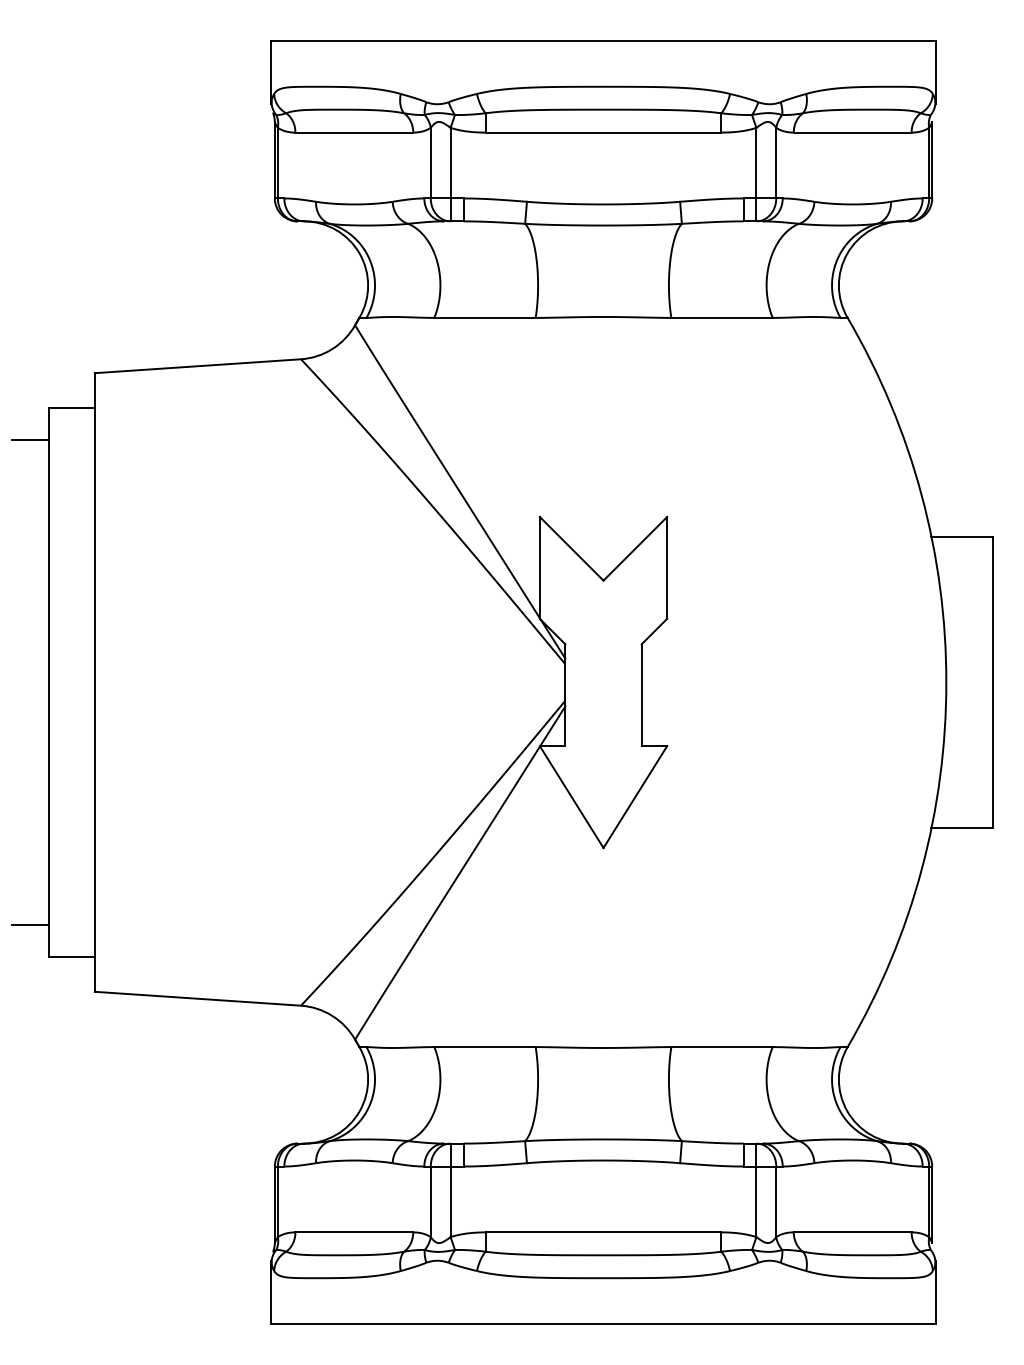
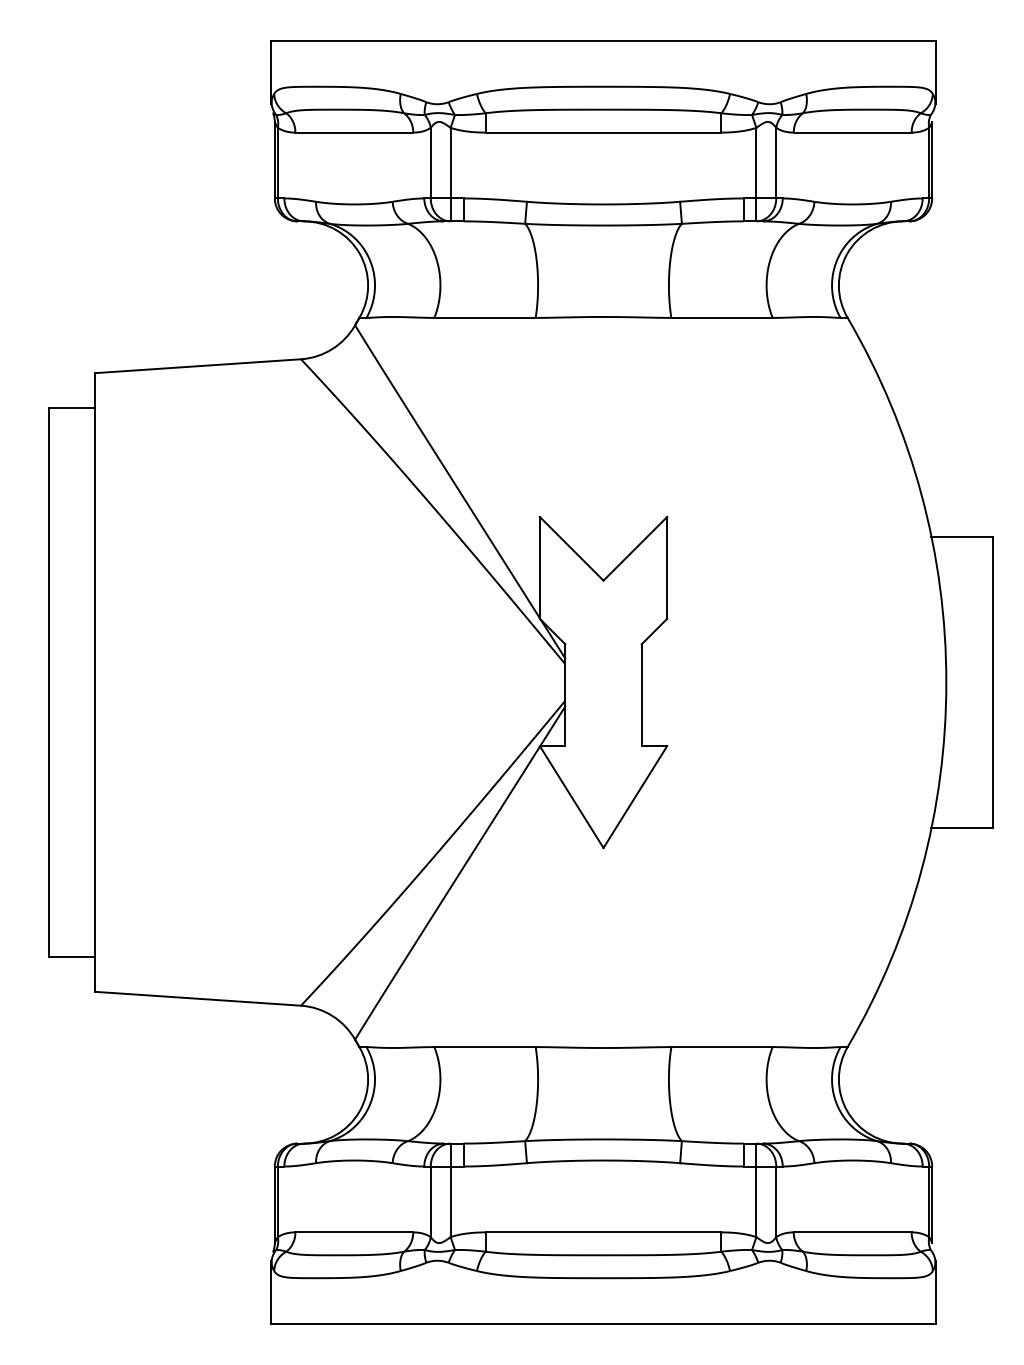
line: present -> none (30, 440)
line: present -> none (30, 924)
